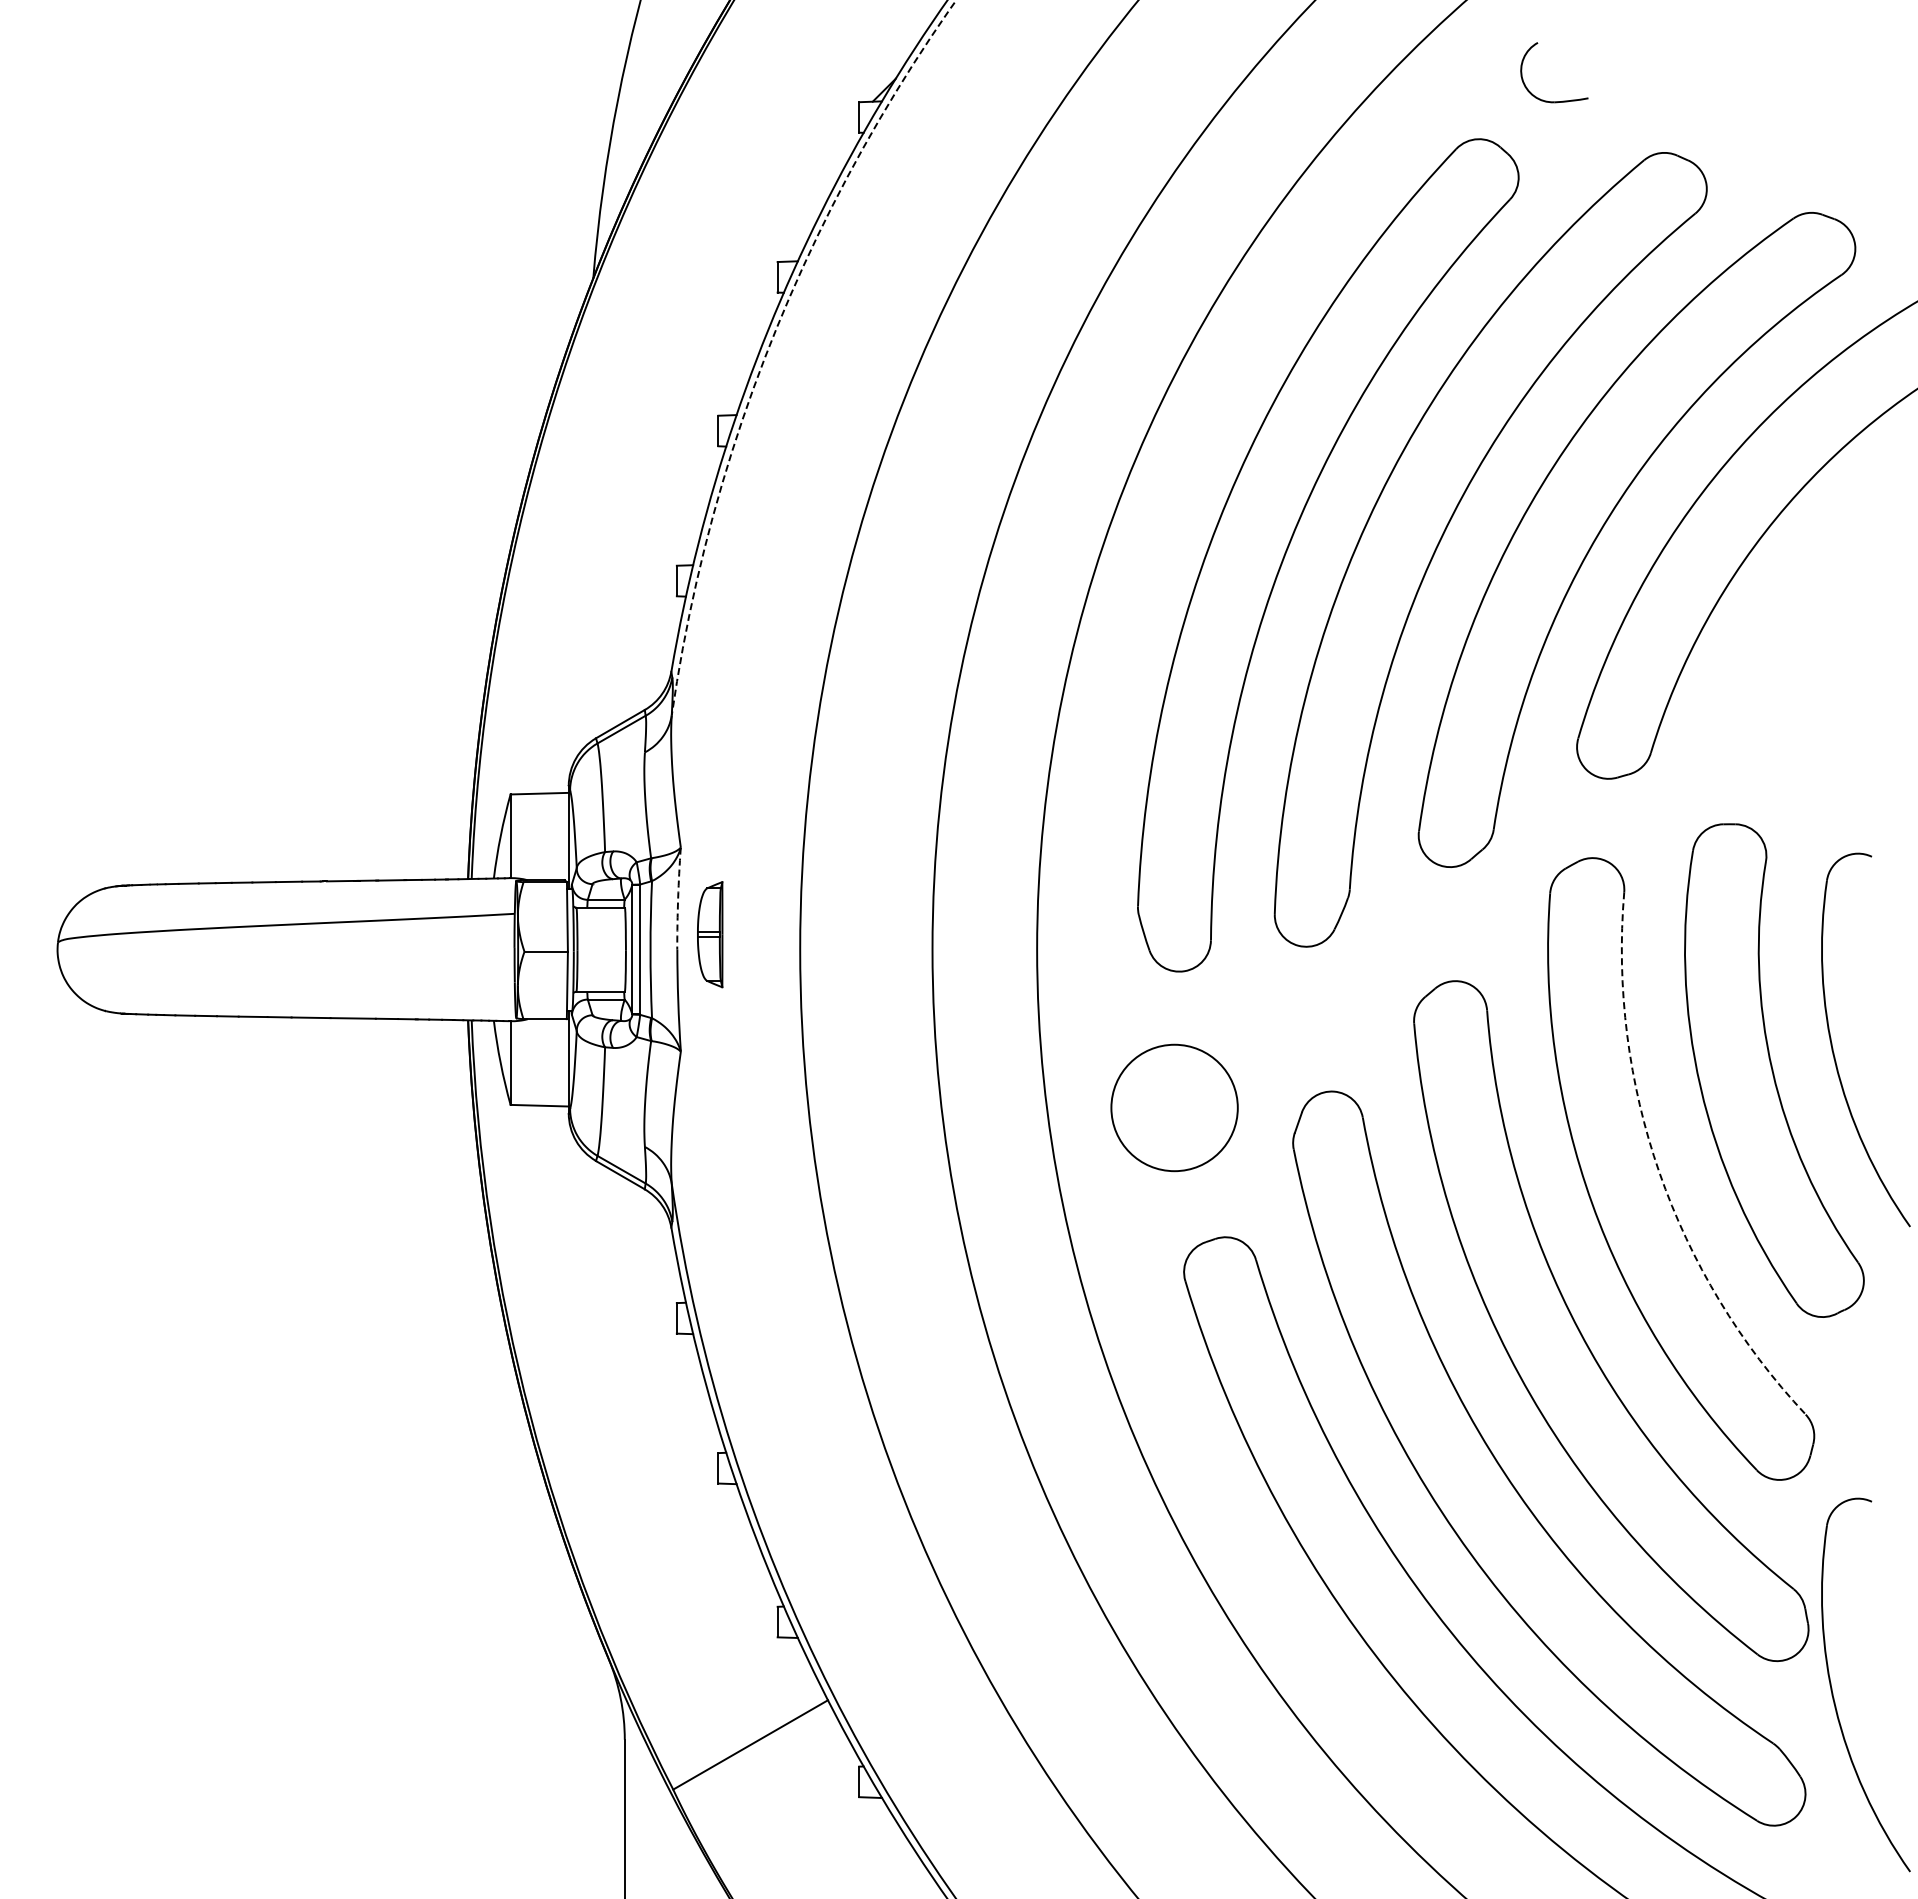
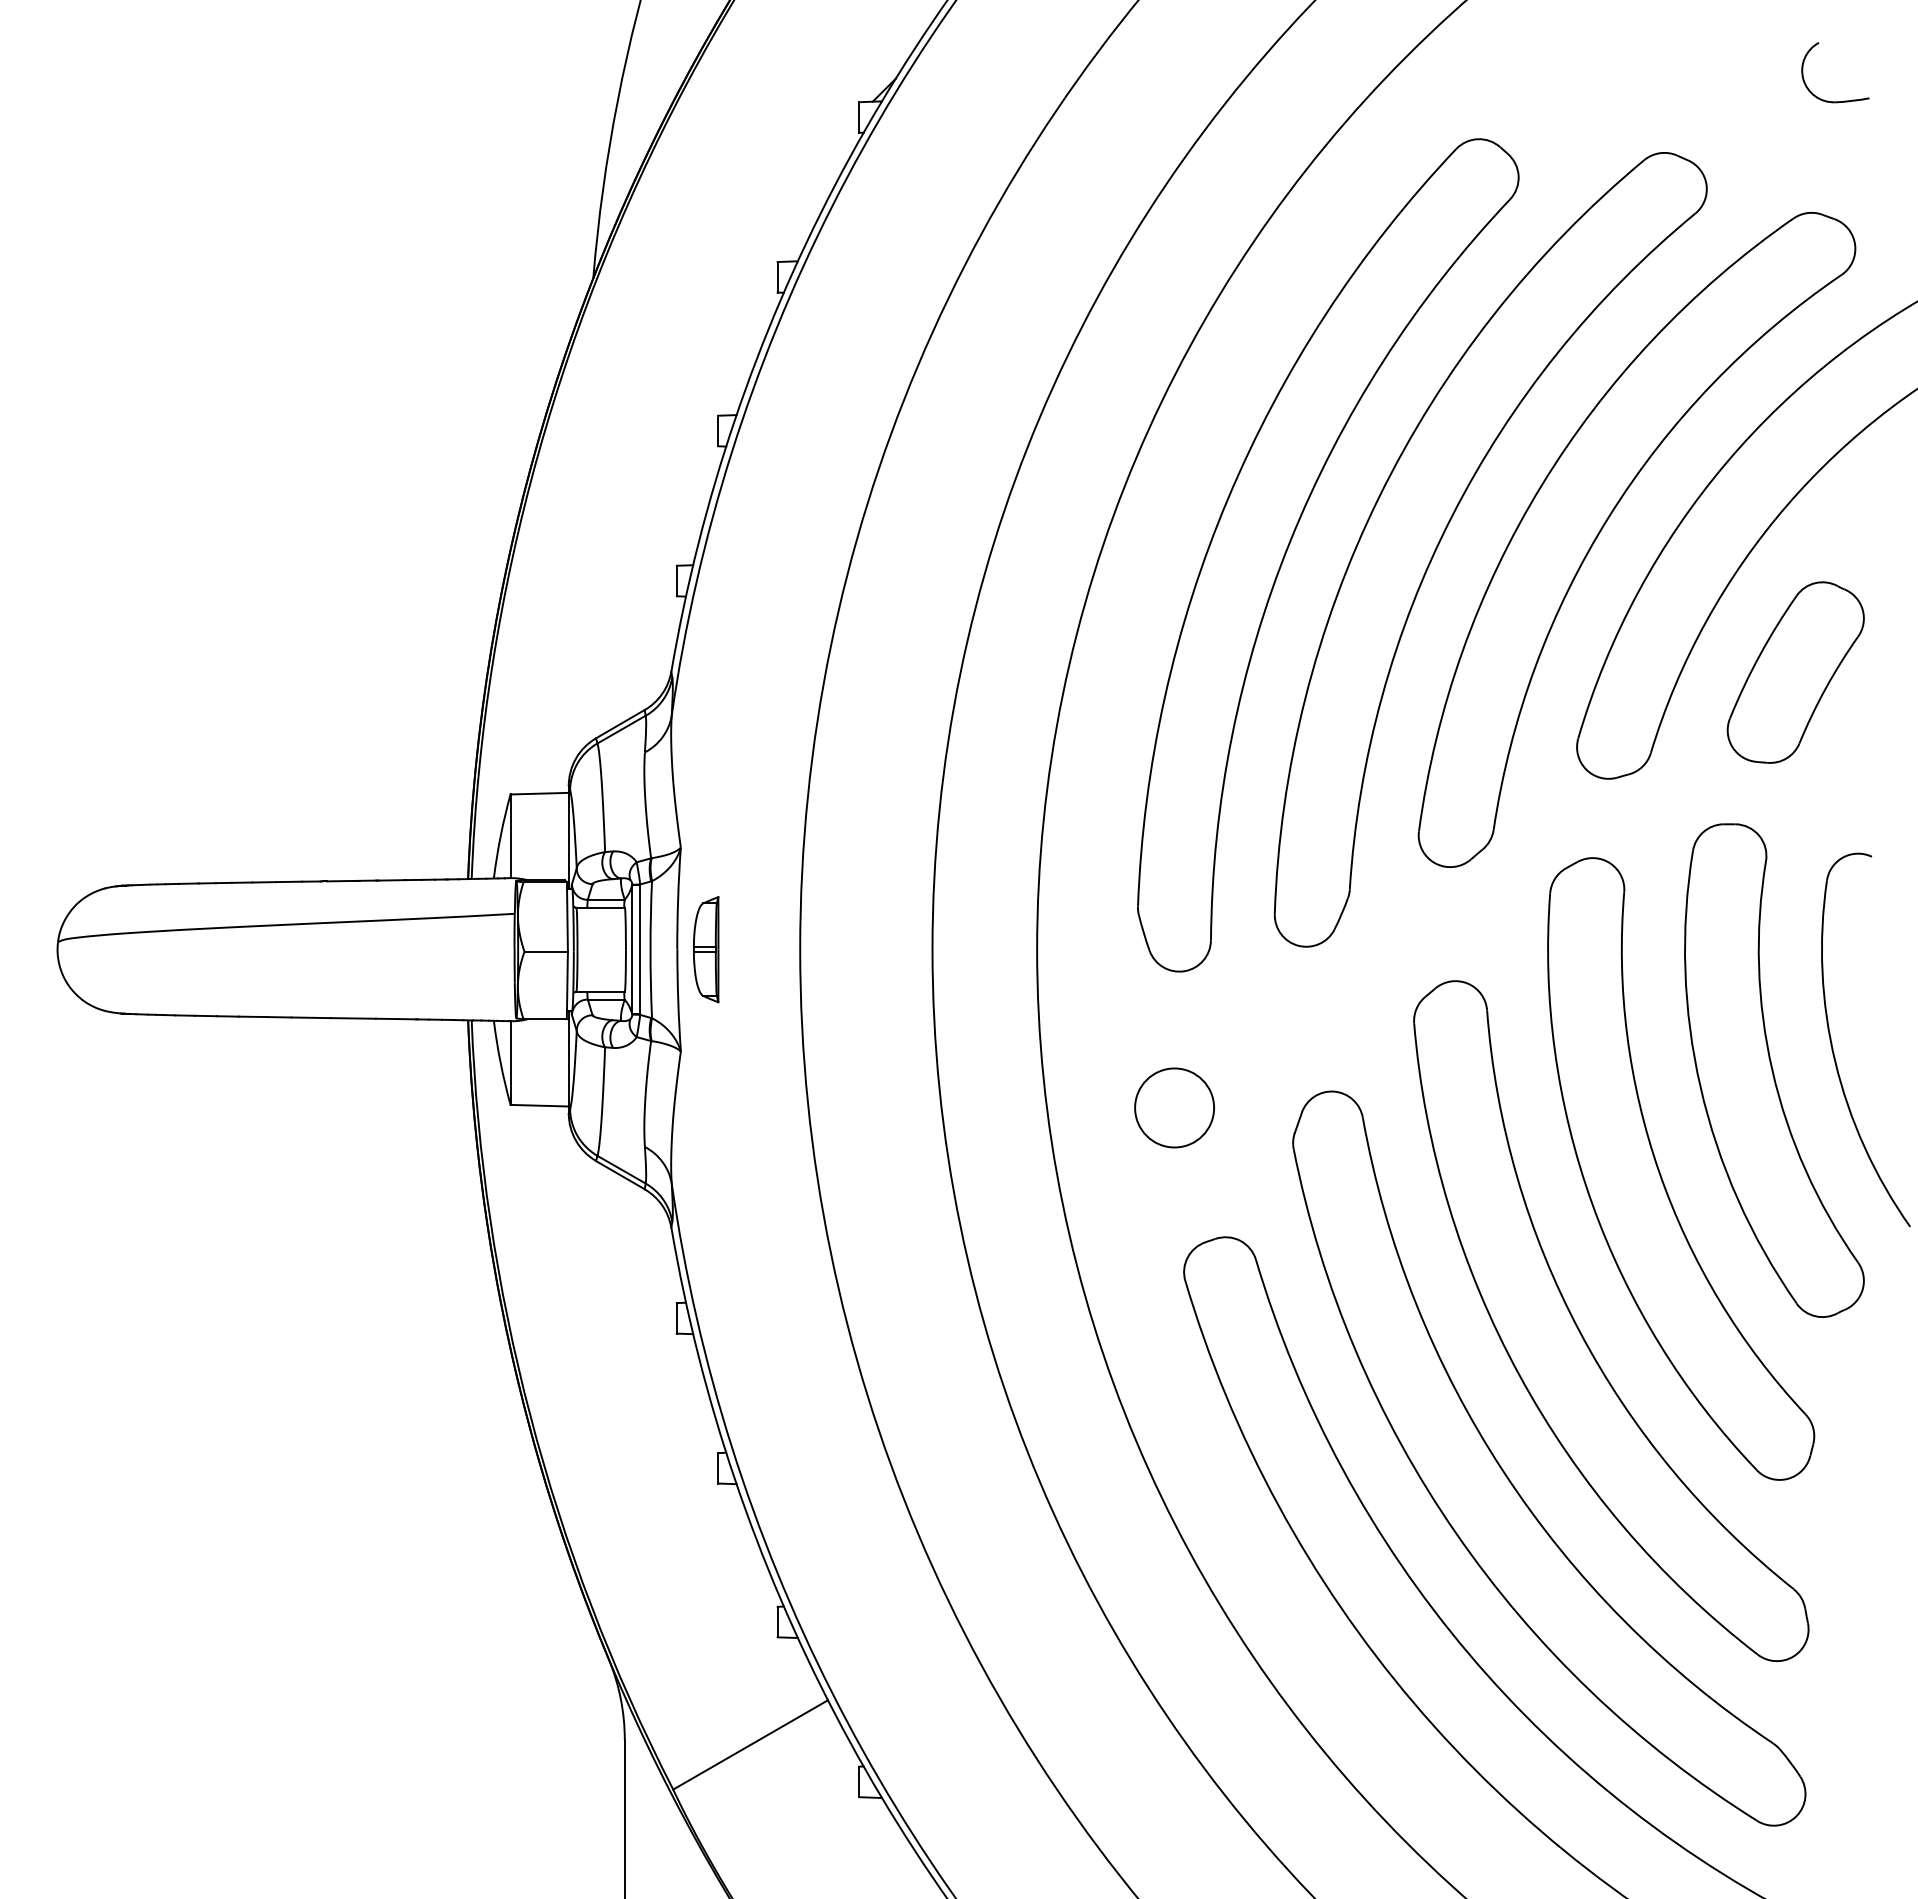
part position: (1547, 100) -> (1828, 100) (1828, 100)
arc: dashed -> solid (771, 341)
part: none -> present (1795, 672)
arc: dashed -> solid (678, 898)
part position: (710, 934) -> (706, 949) (706, 949)
circle diameter: 126 px -> 79 px (1174, 1107)
arc: dashed -> solid (1659, 1172)
part: present -> none (1832, 1687)
